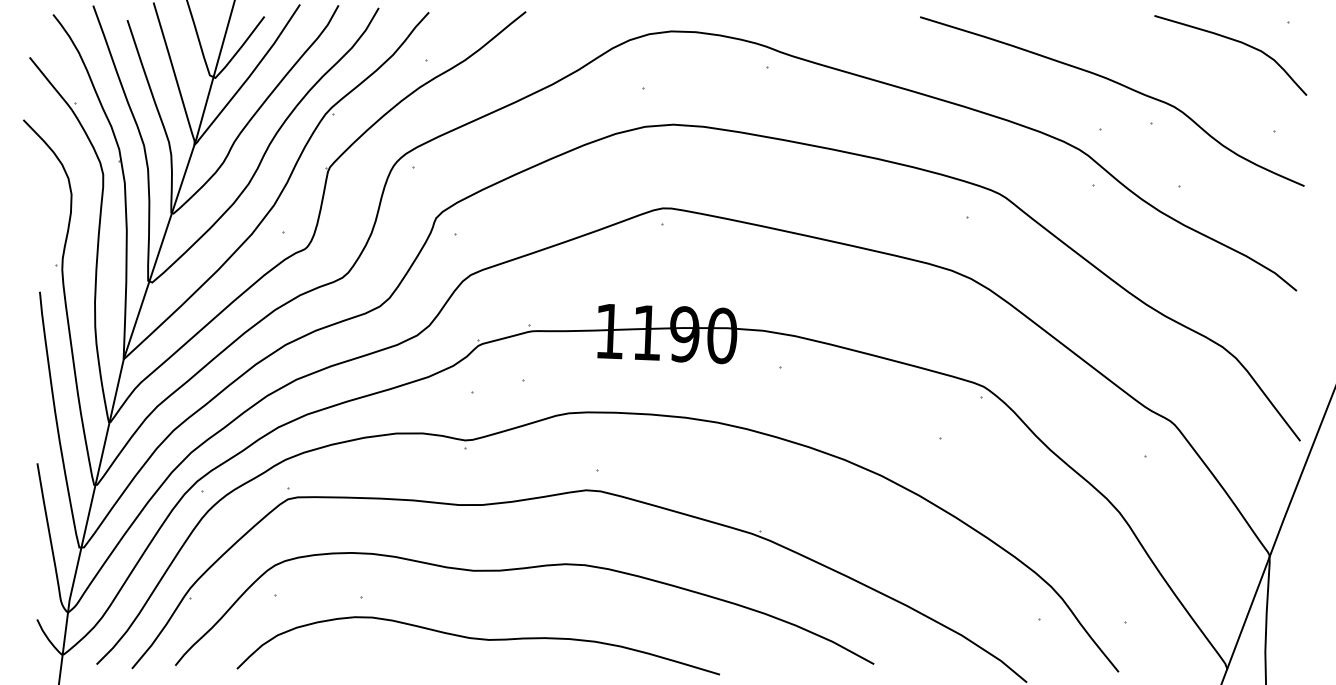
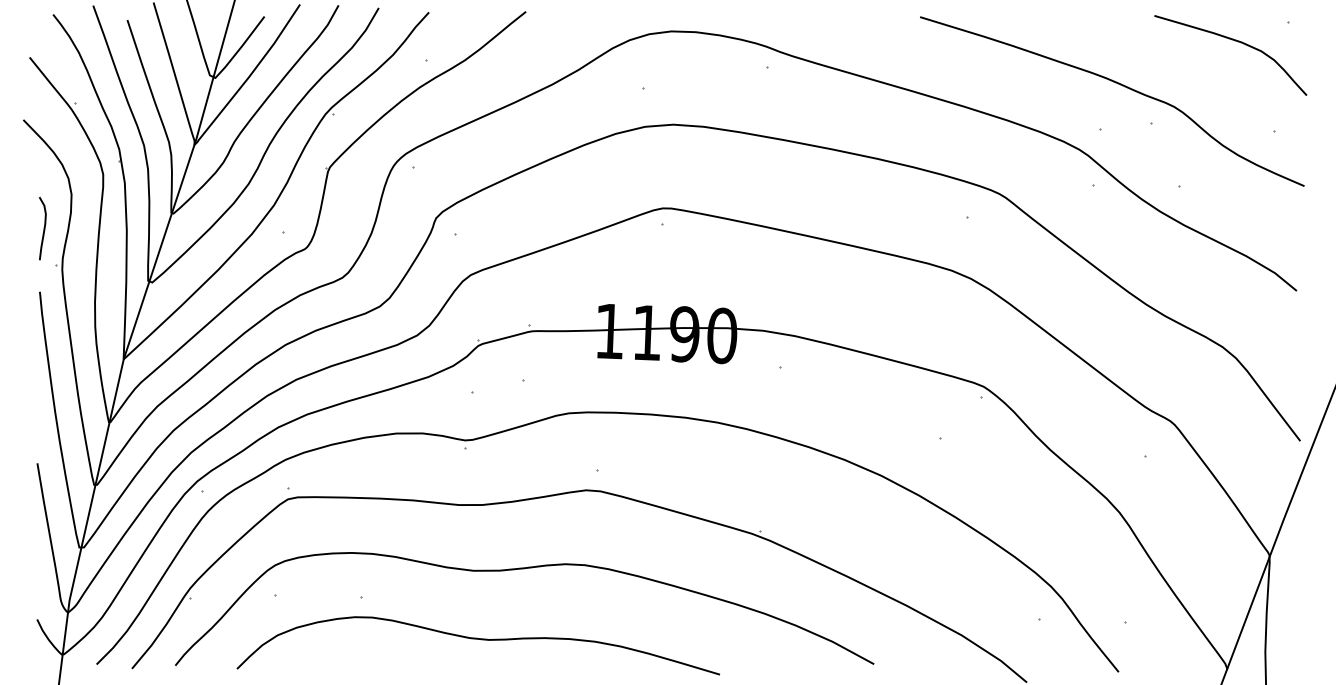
curve: none -> present (43, 228)
